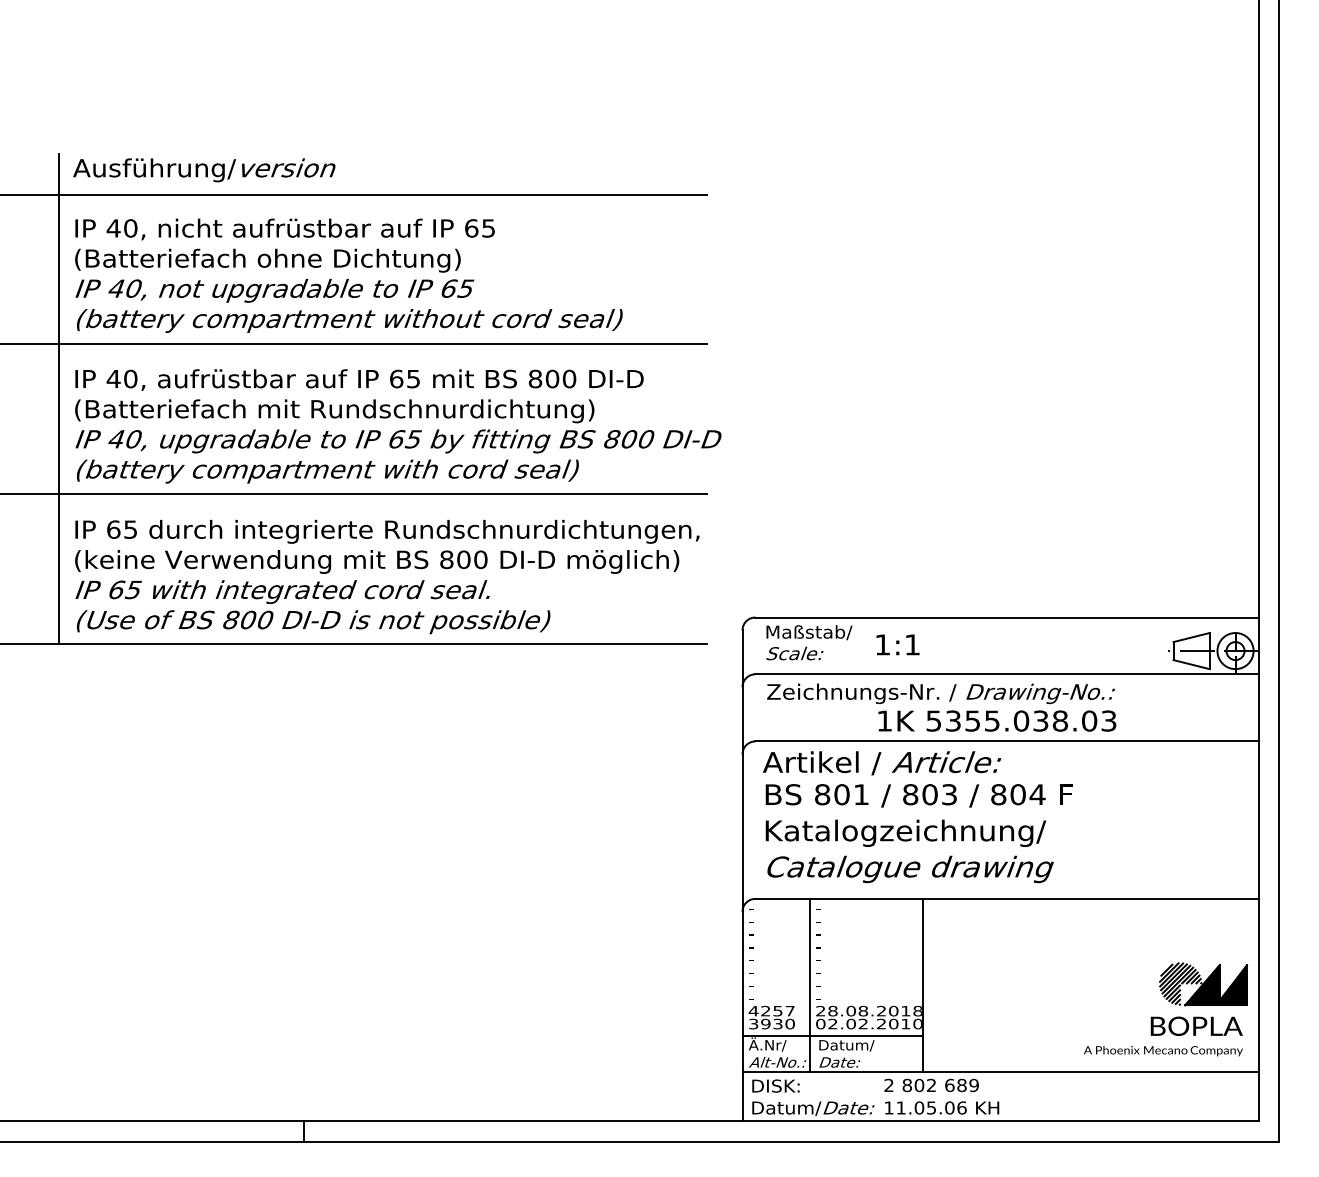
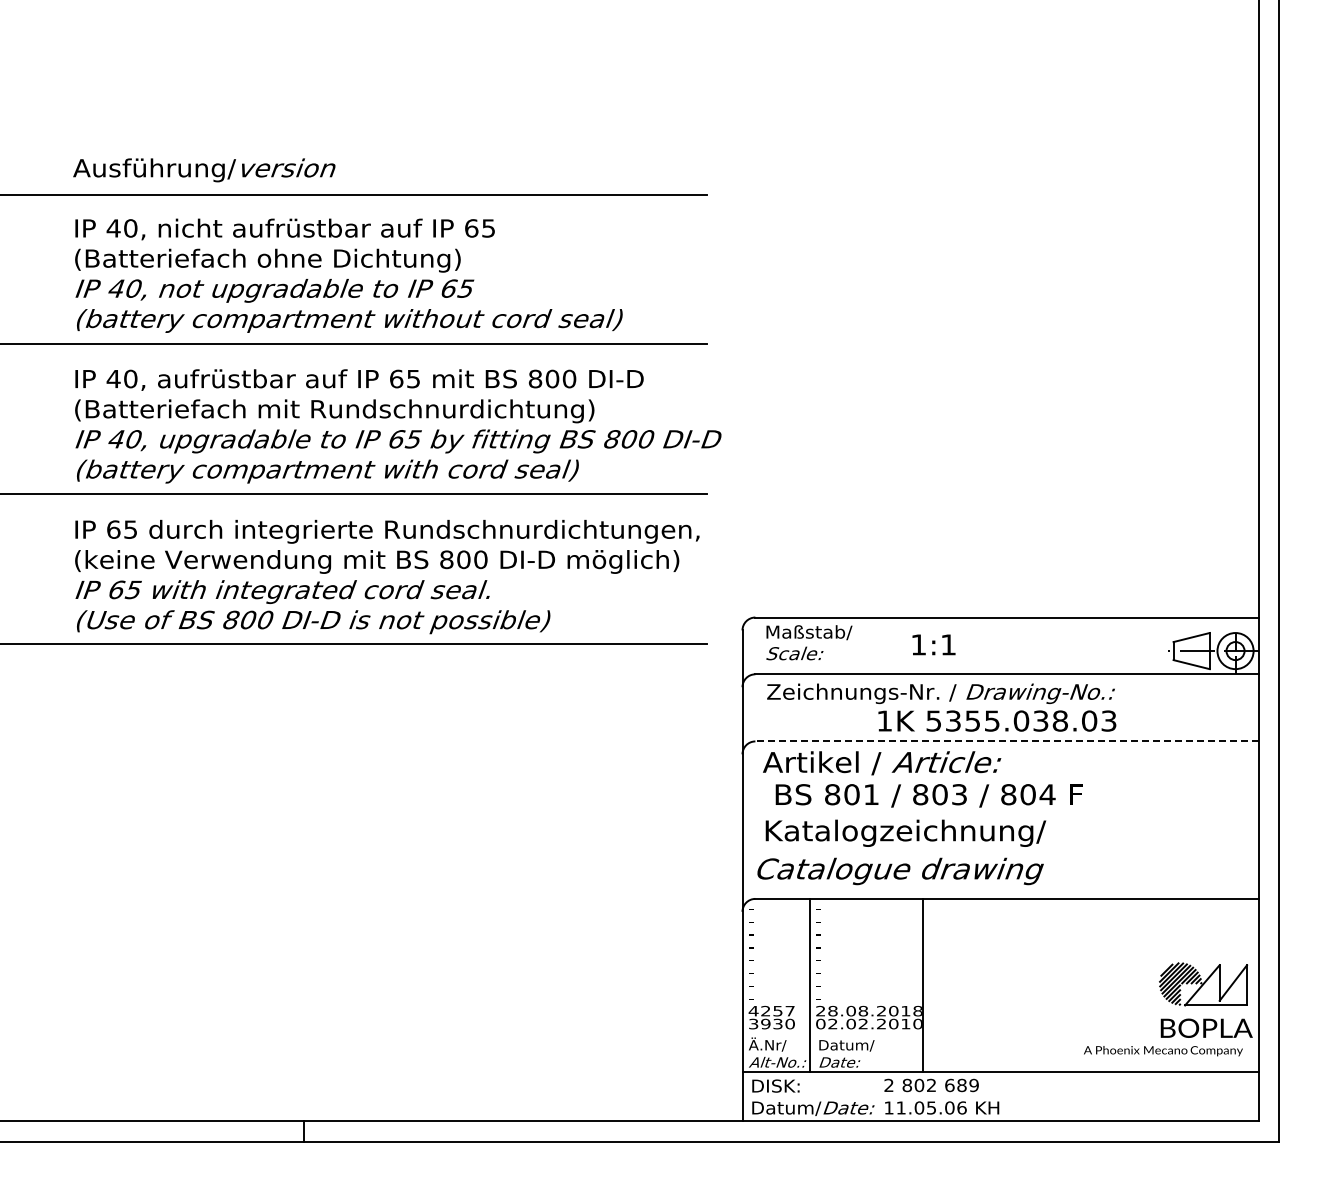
line: present -> none (59, 398)
text position: (897, 644) -> (933, 644) (933, 644)
line: solid -> dashed (1007, 741)
text position: (918, 795) -> (928, 795) (928, 795)
text position: (910, 869) -> (900, 871) (900, 871)
hatch: present -> none (1216, 985)
text position: (1196, 1025) -> (1206, 1027) (1206, 1027)
line: present -> none (832, 1035)
